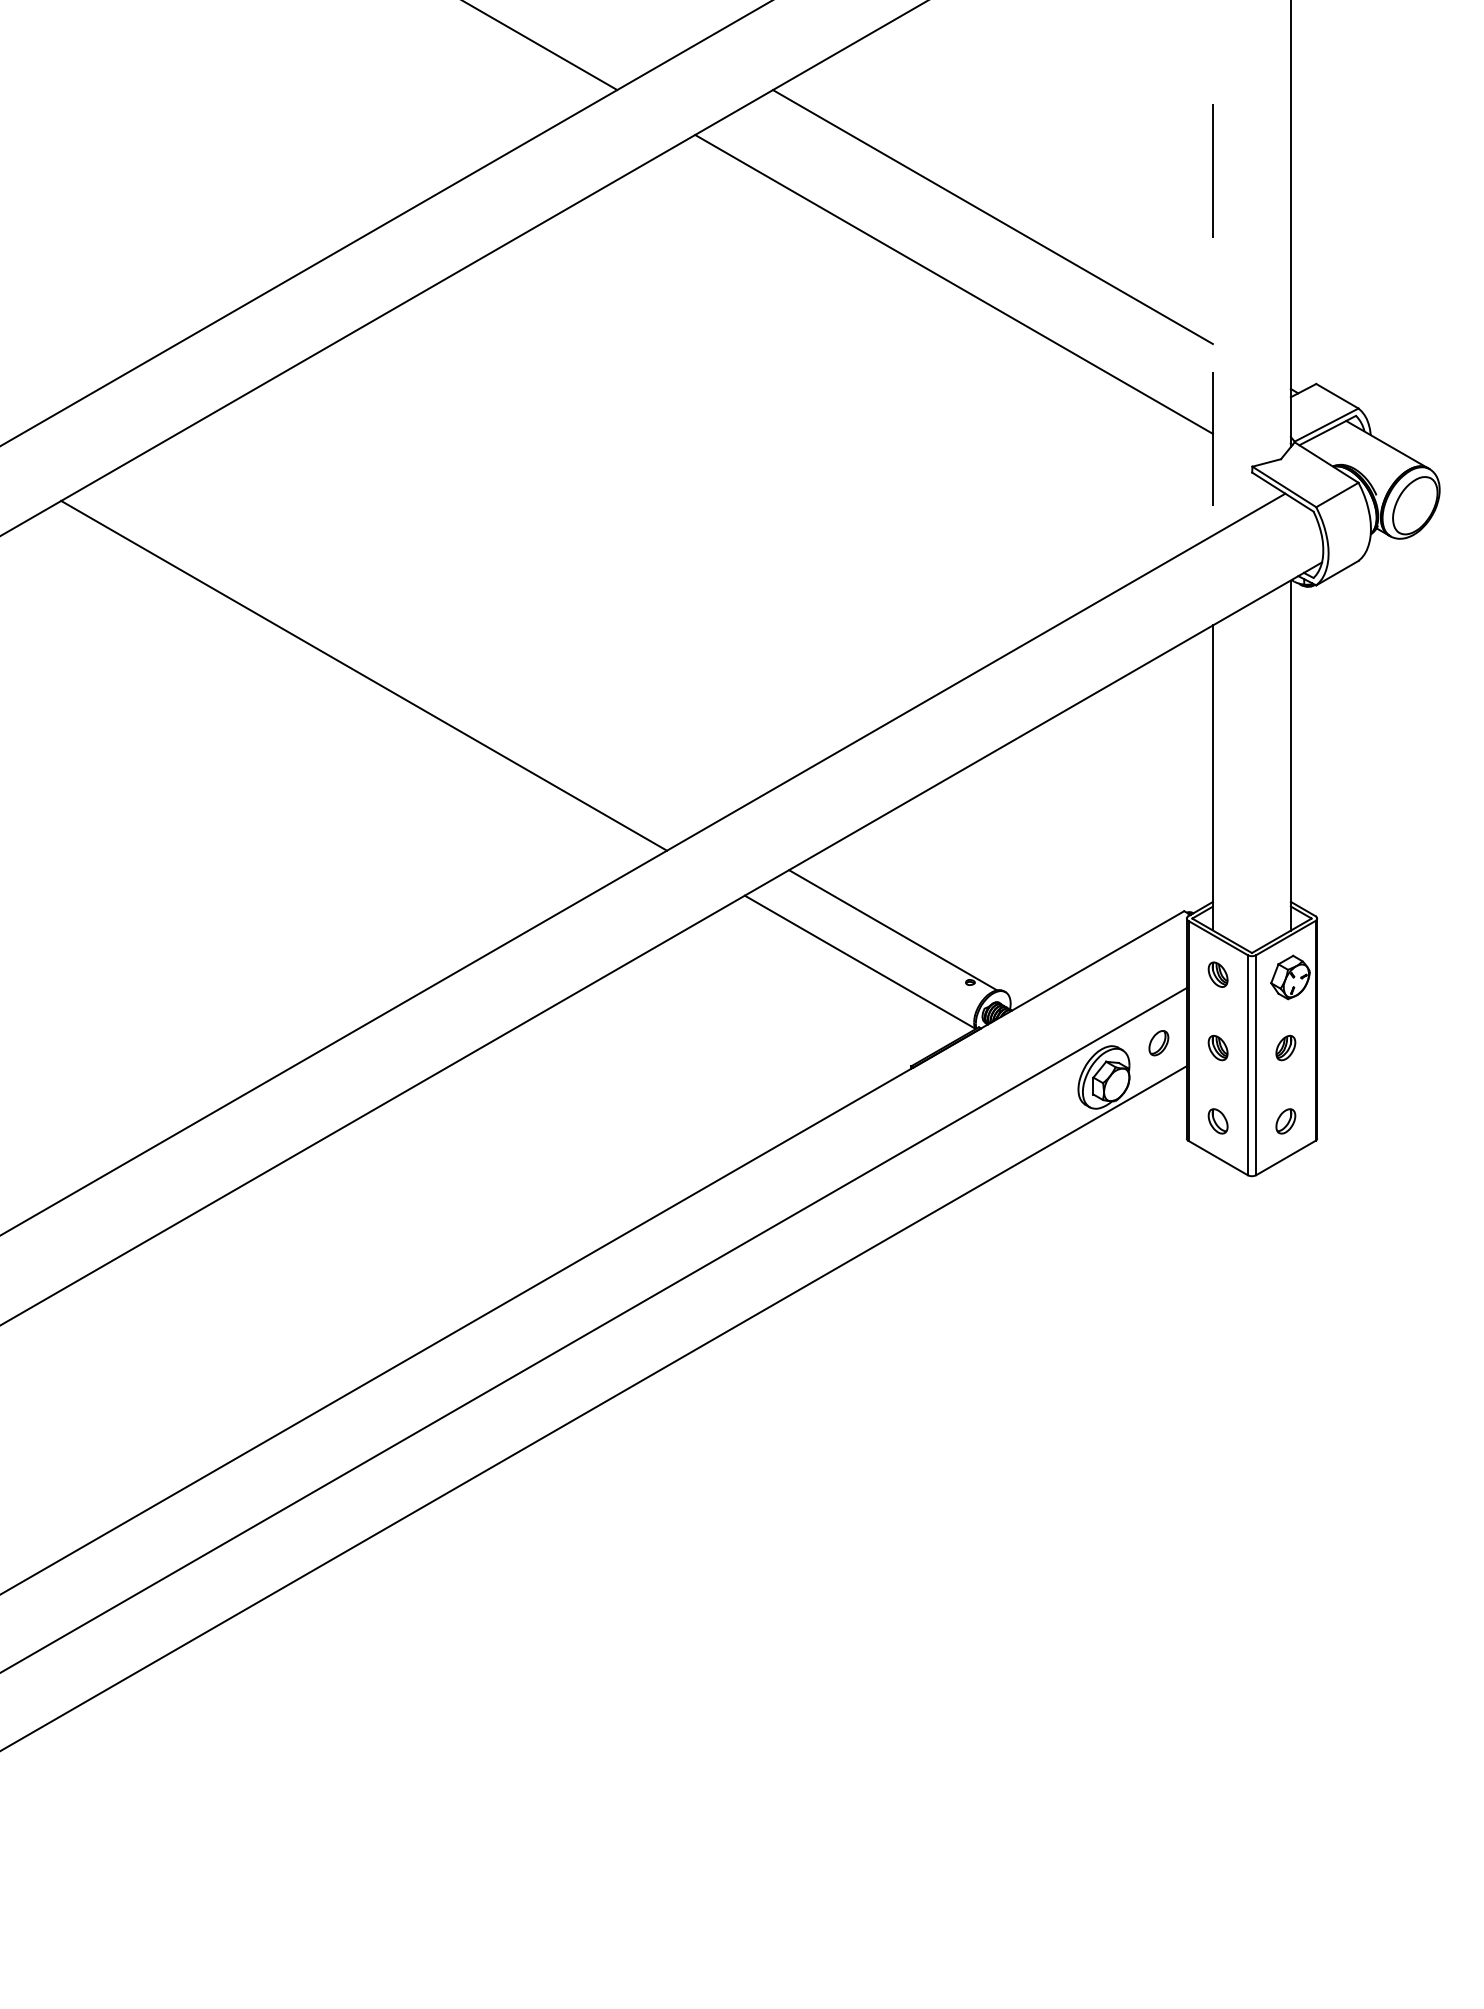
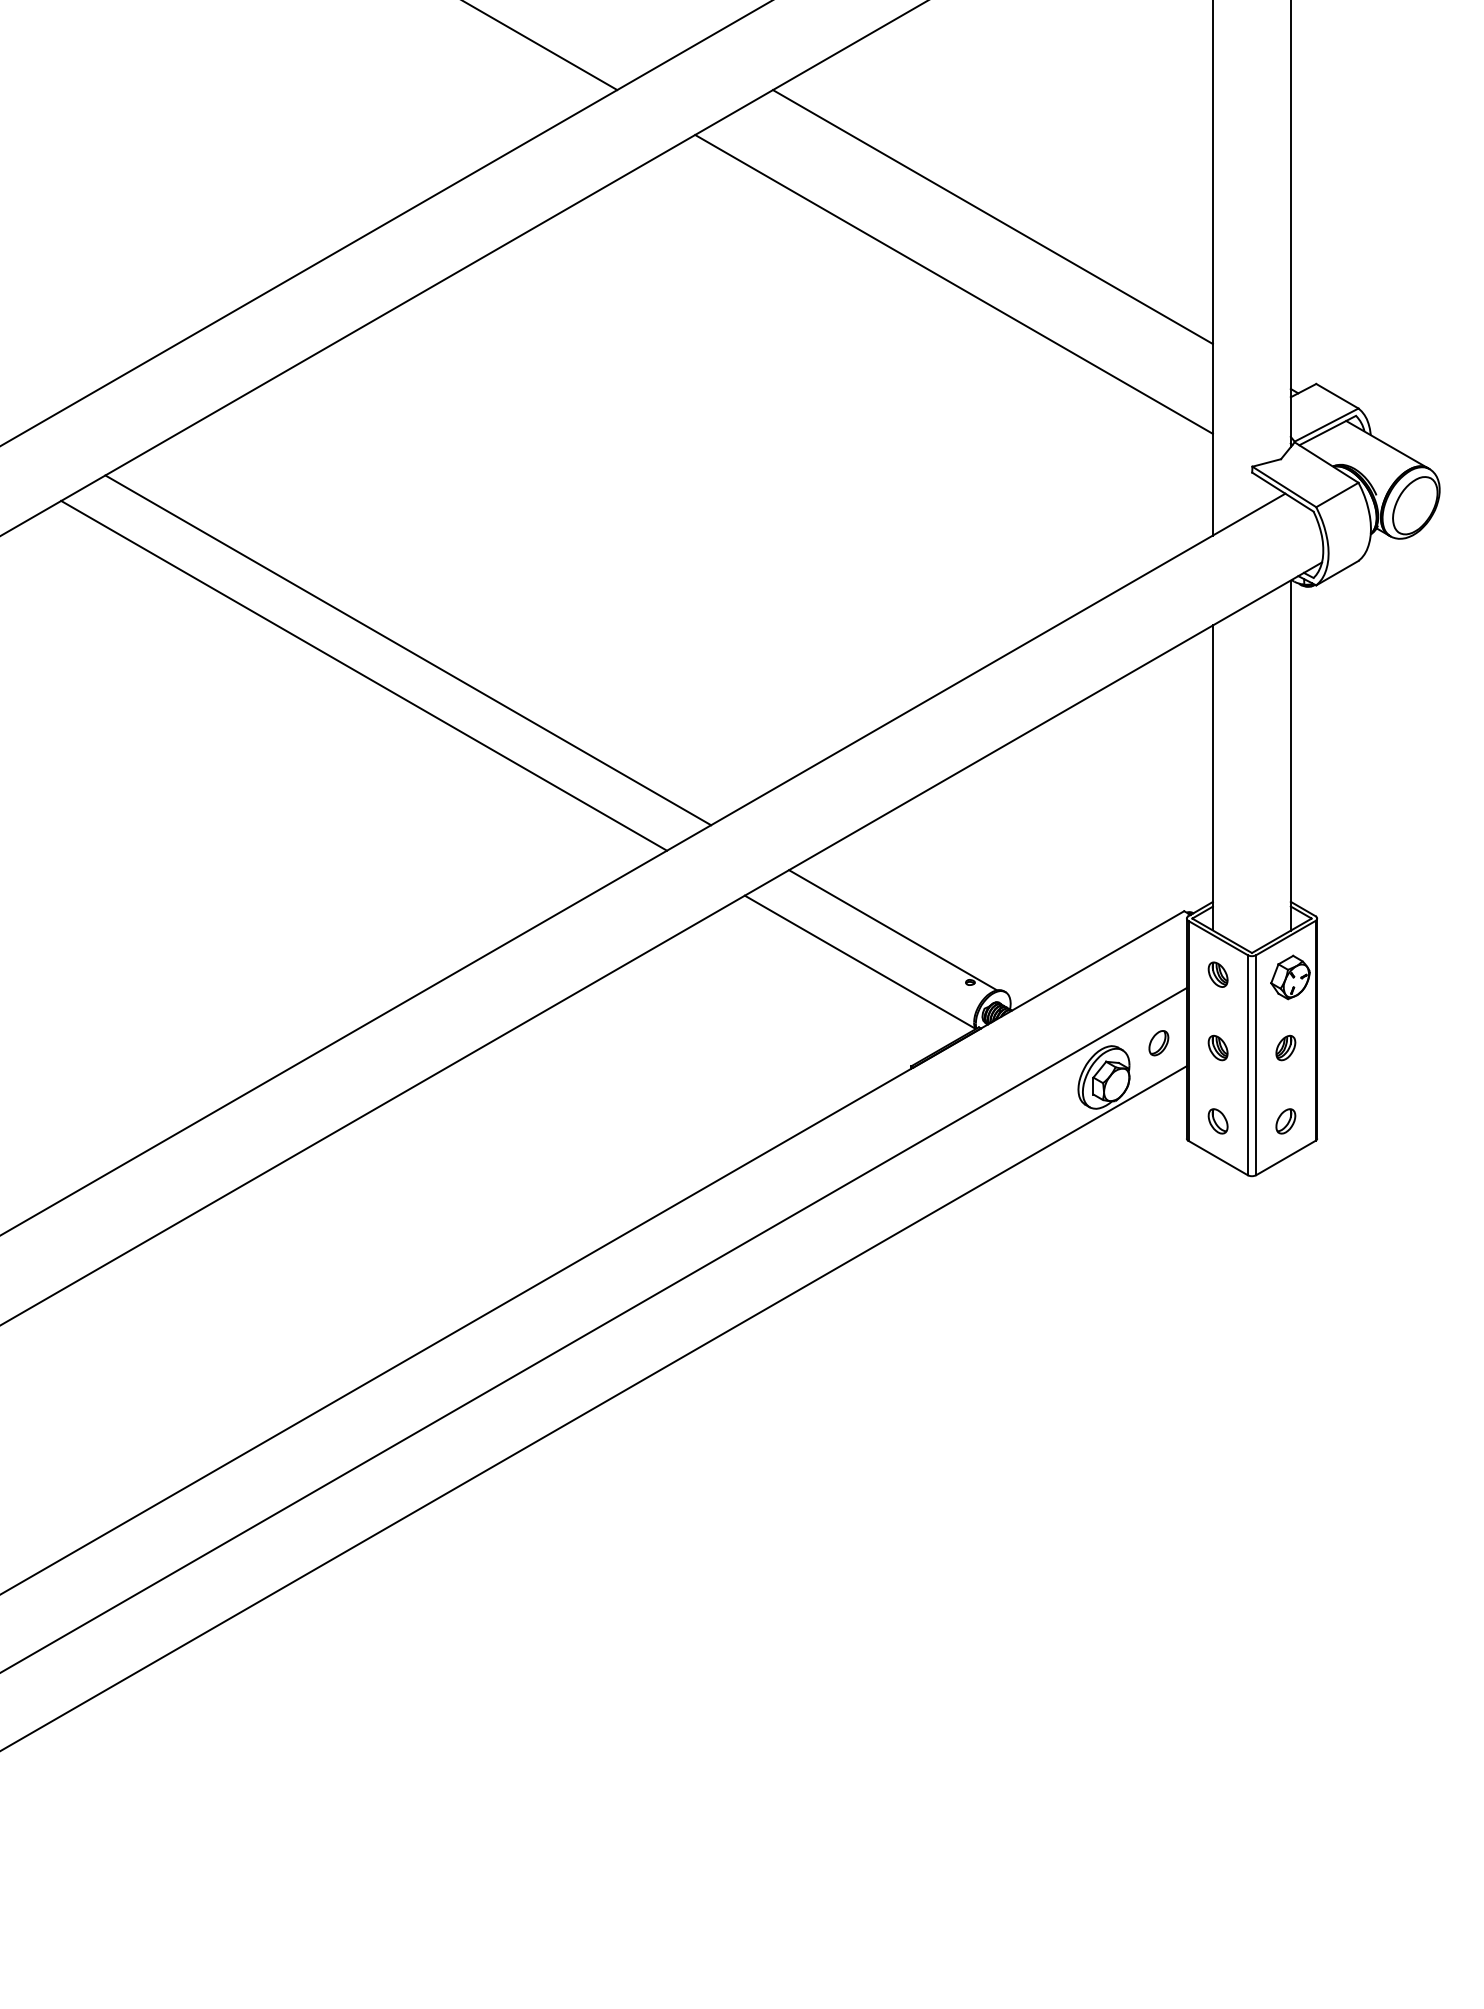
line: dashed -> solid (1212, 268)
line: none -> present (408, 650)
